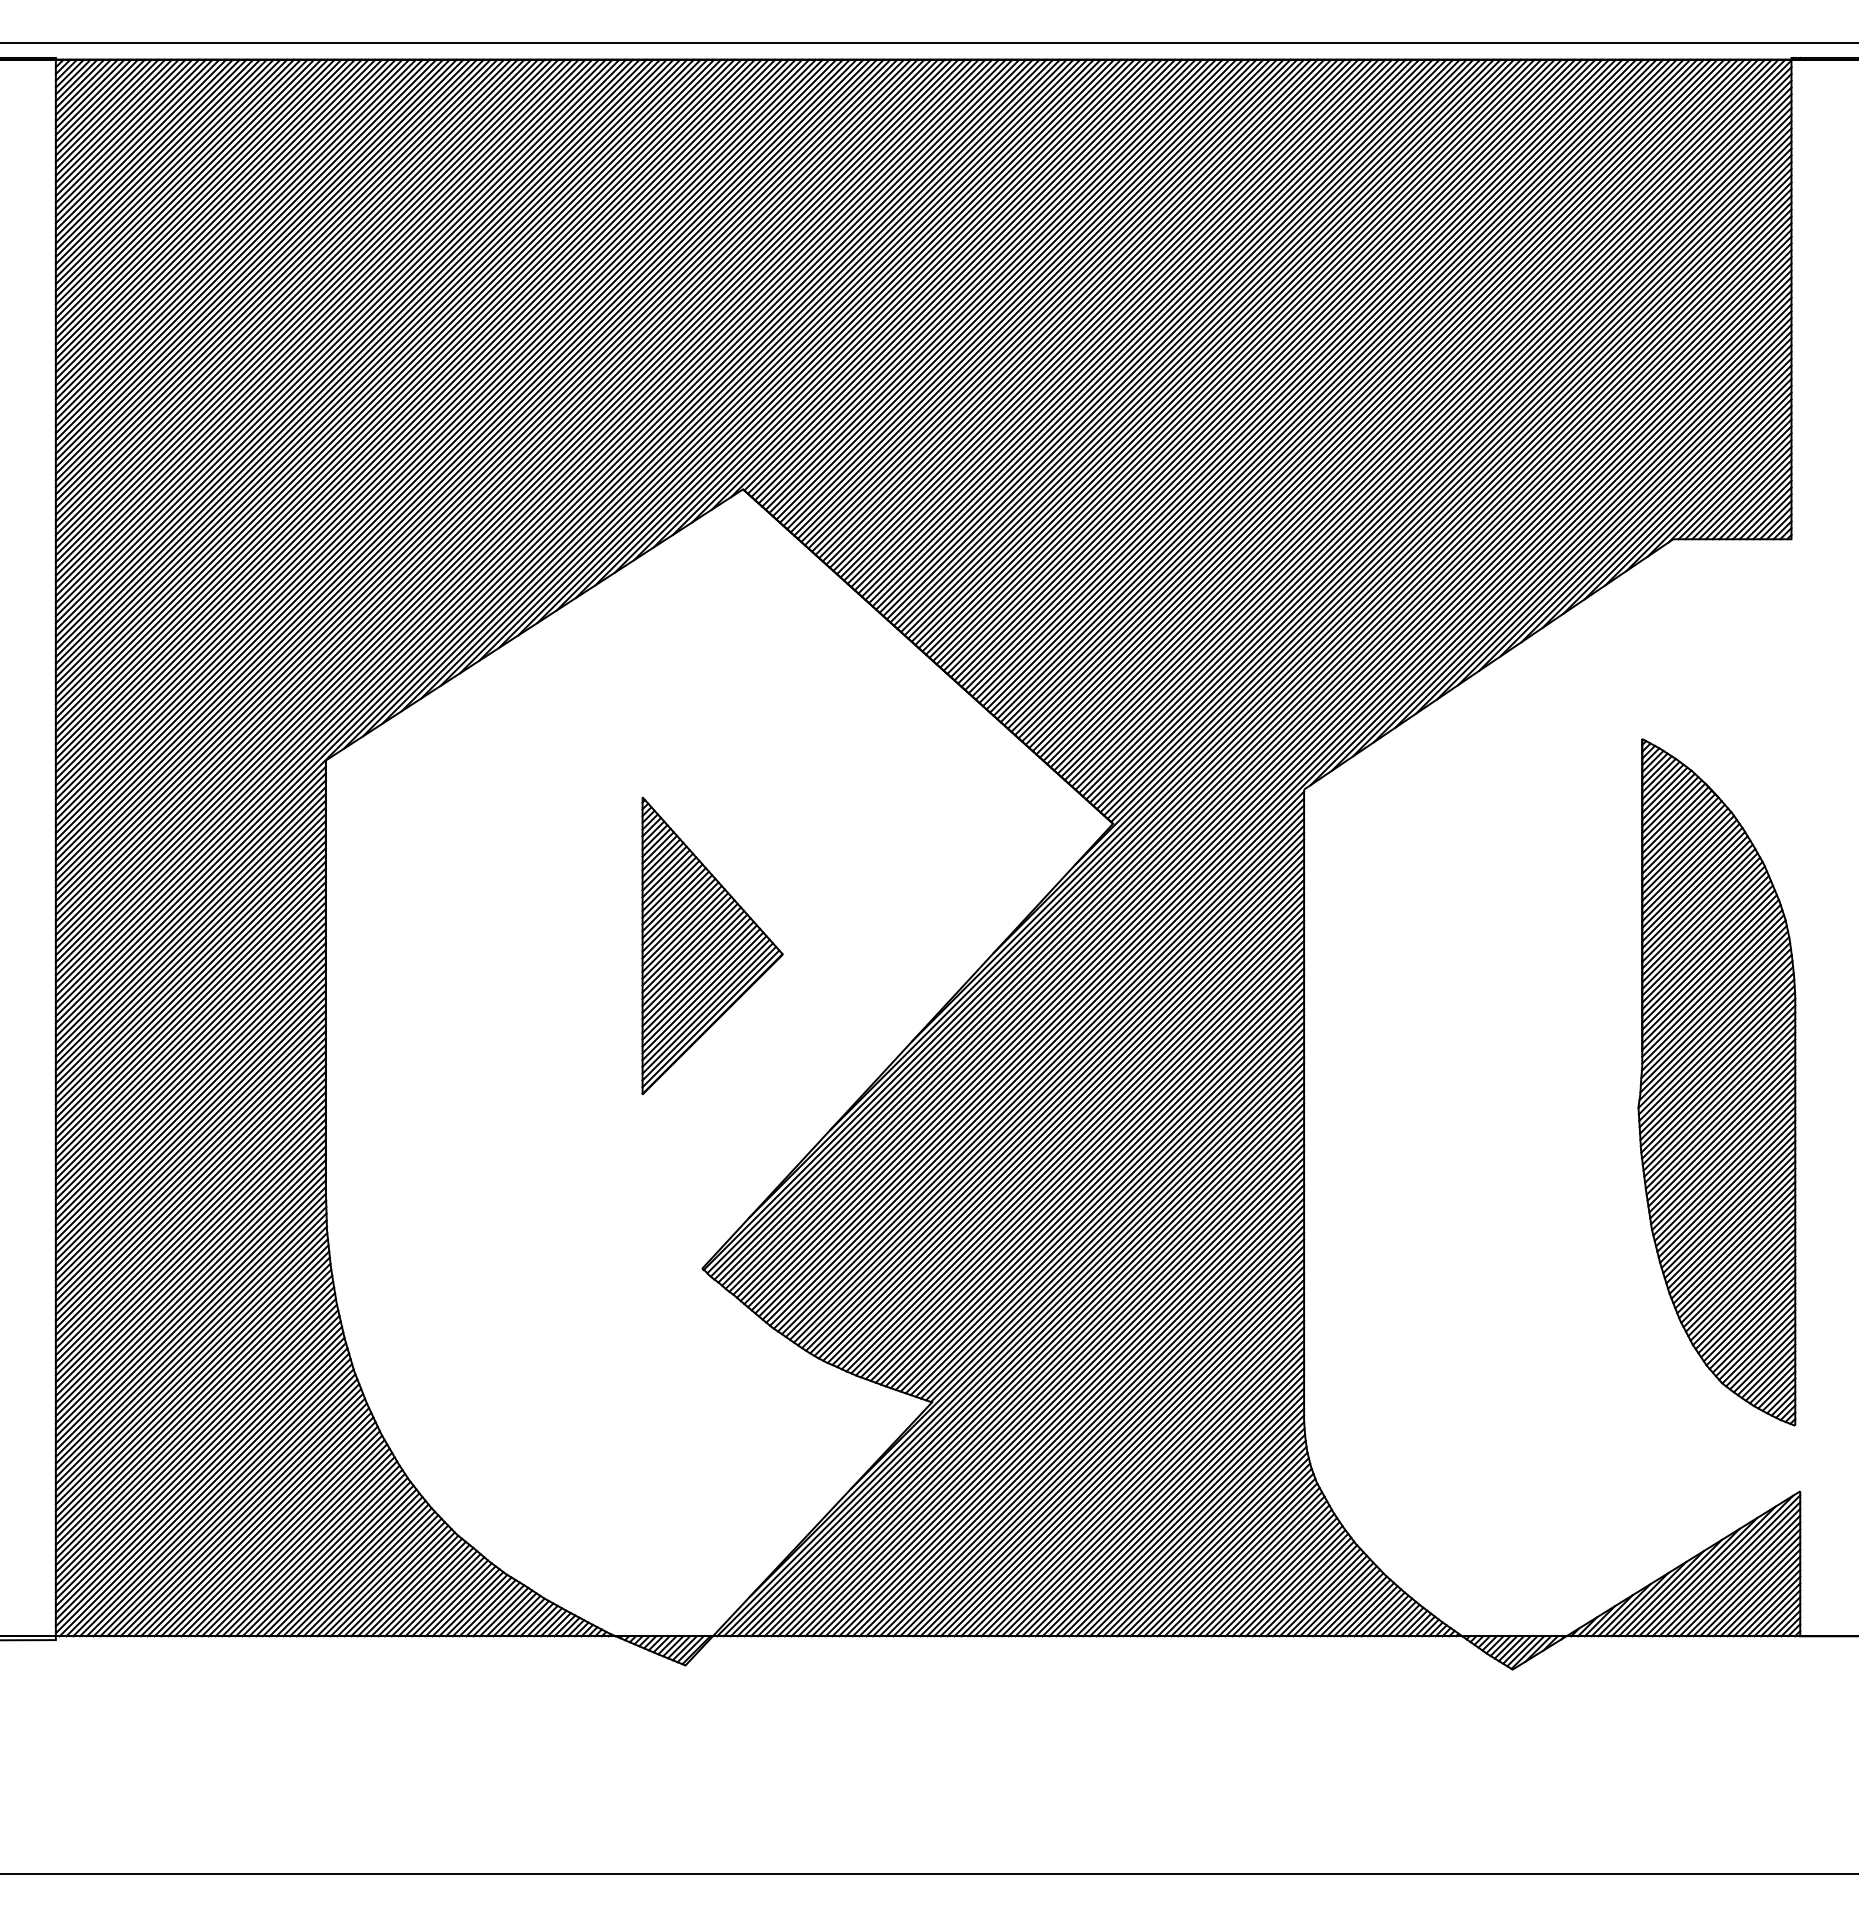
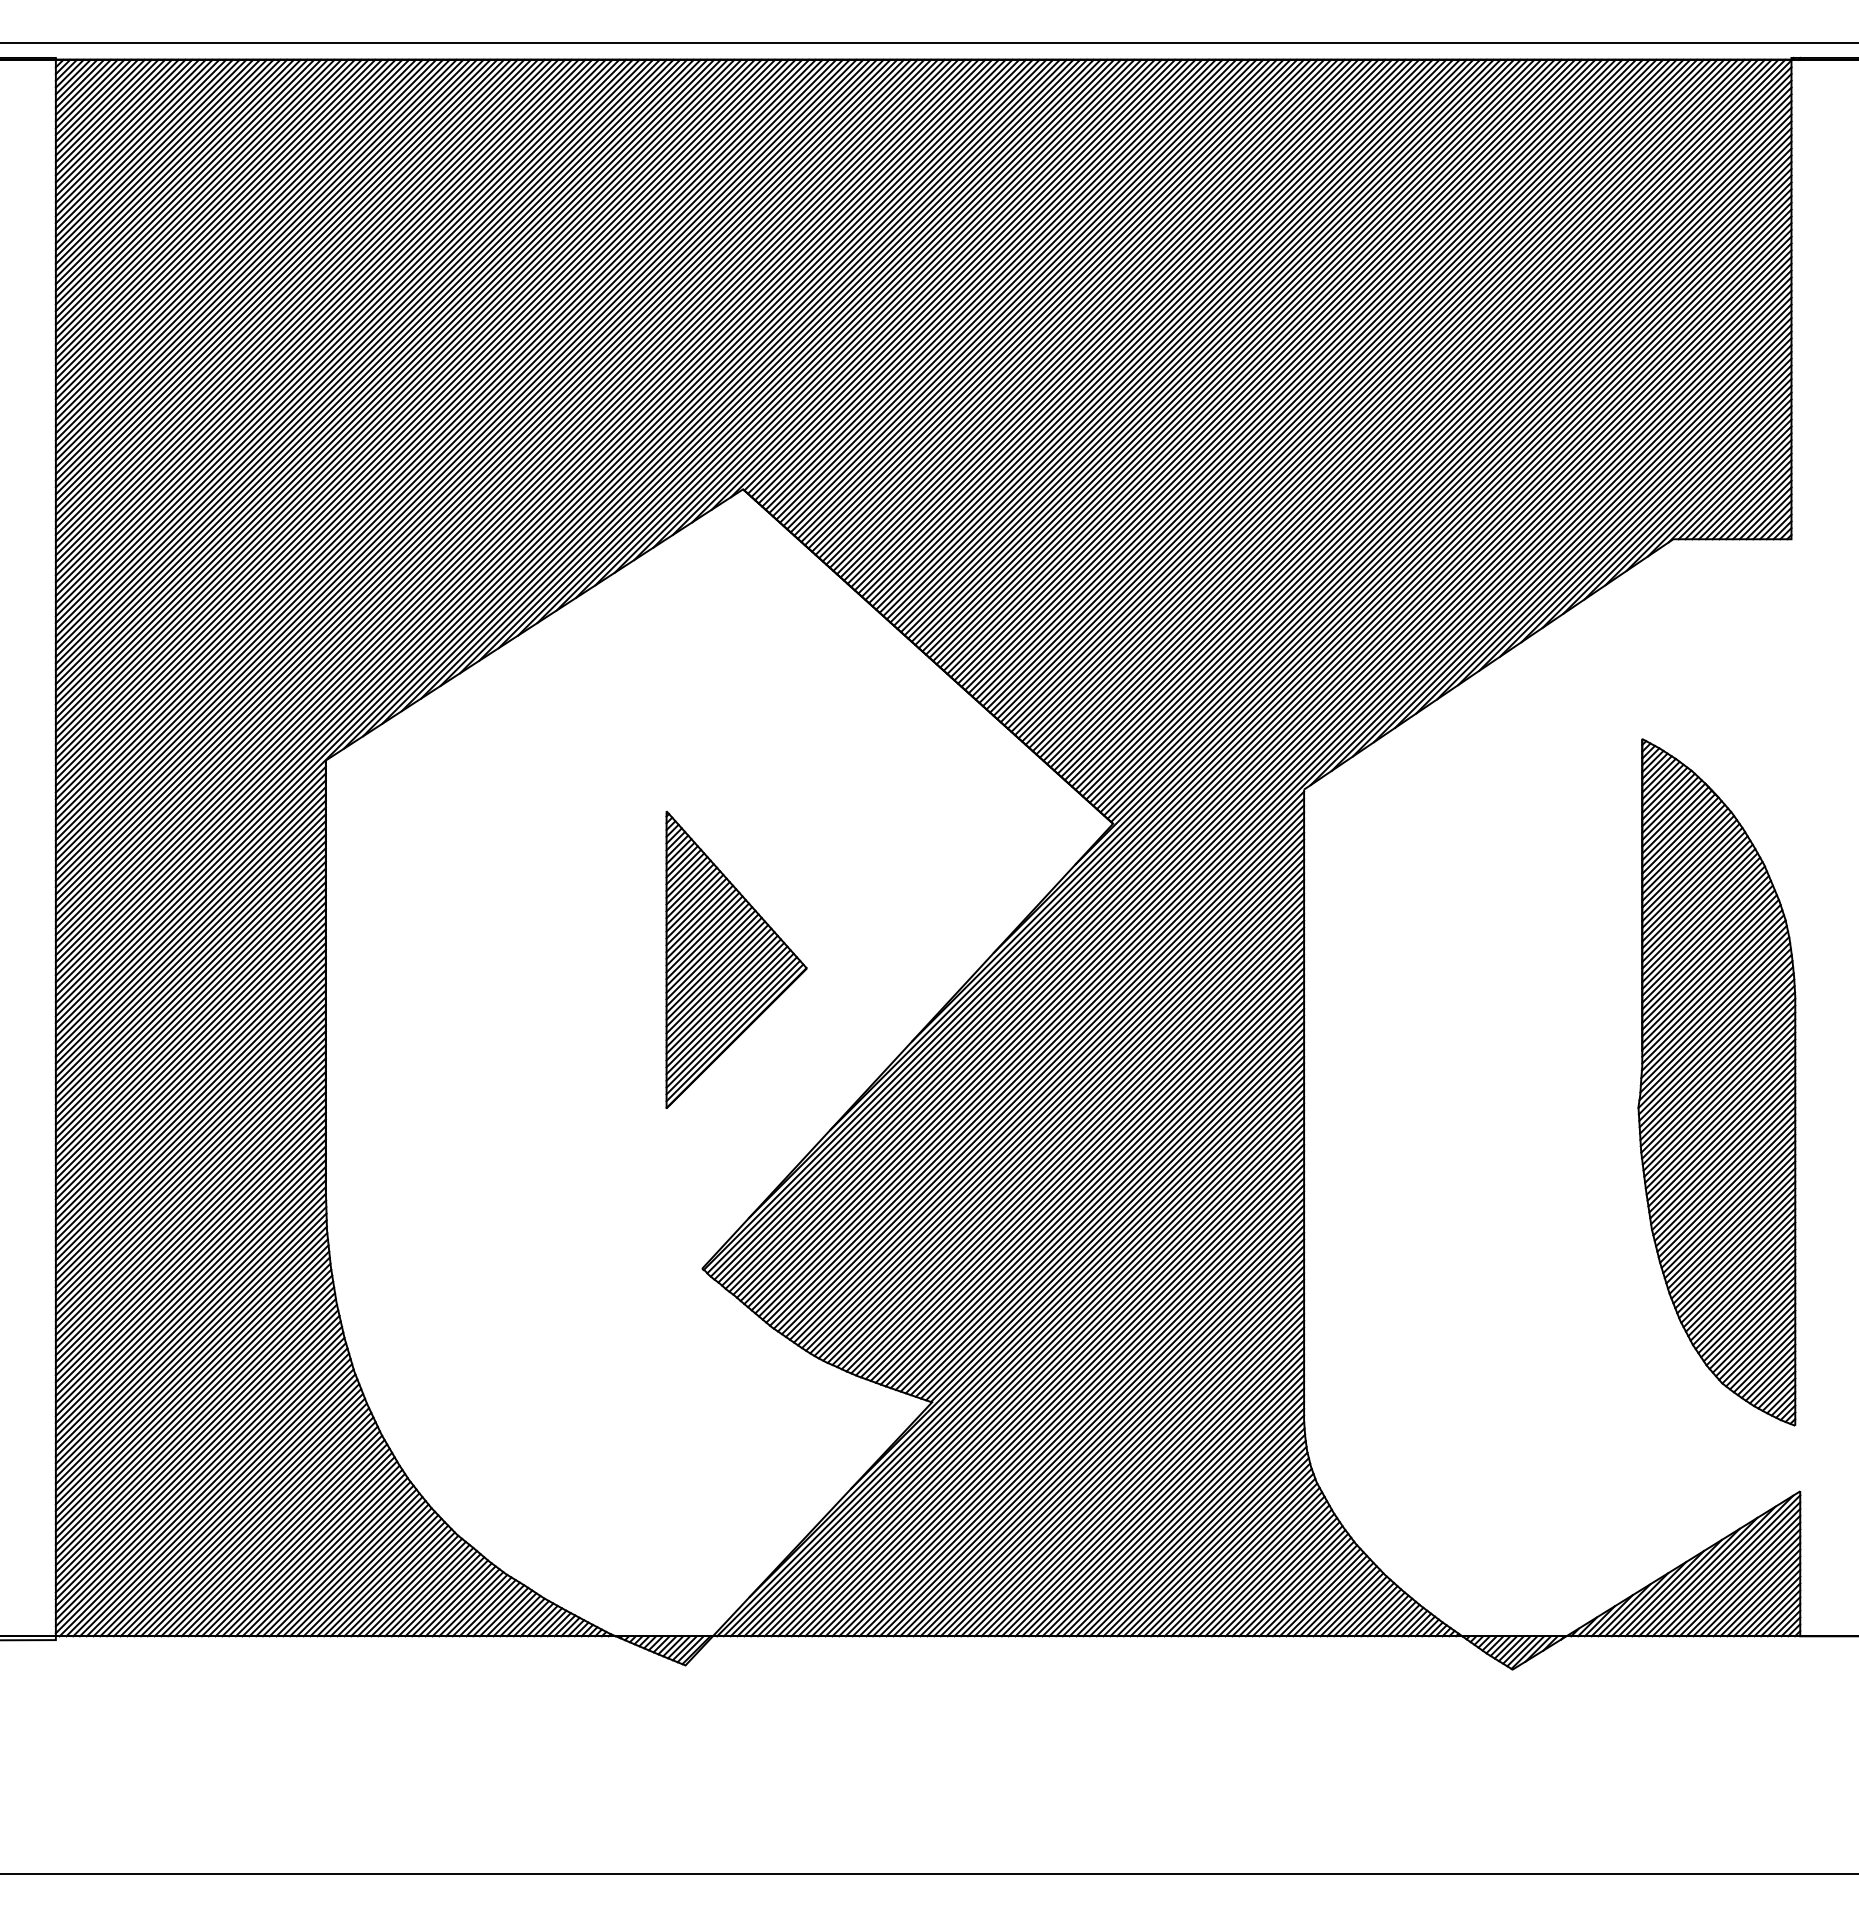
part position: (712, 945) -> (736, 959) (736, 959)
